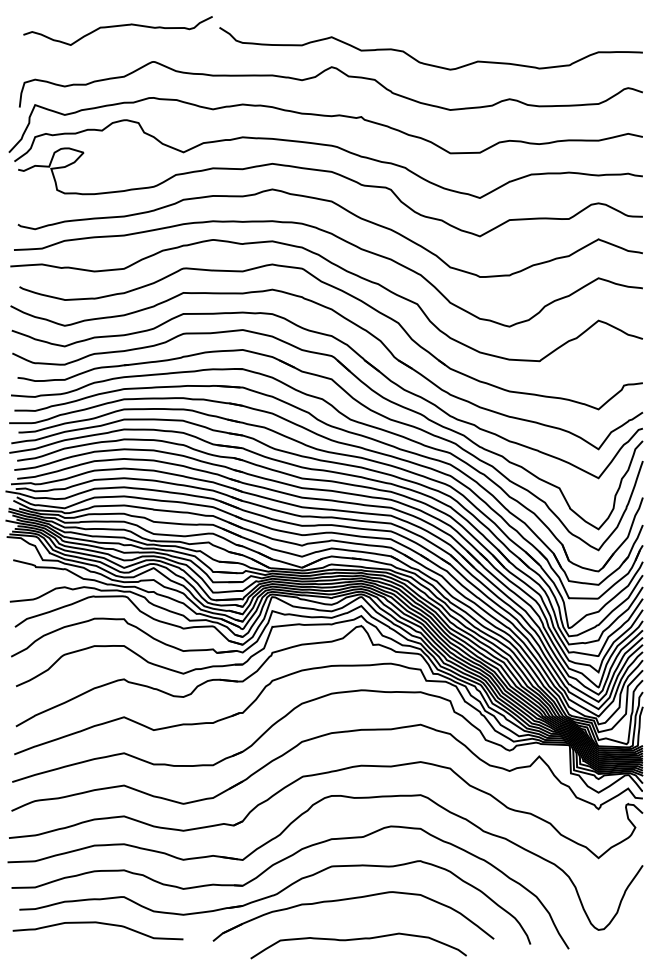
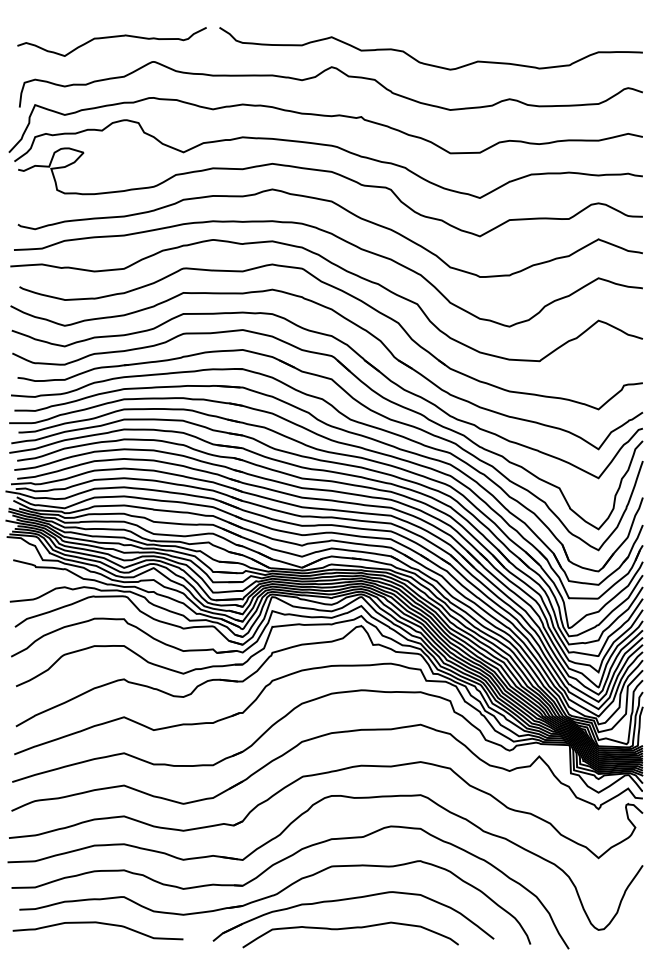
curve position: (115, 27) -> (109, 38) (109, 38)
curve position: (356, 940) -> (348, 929) (348, 929)
